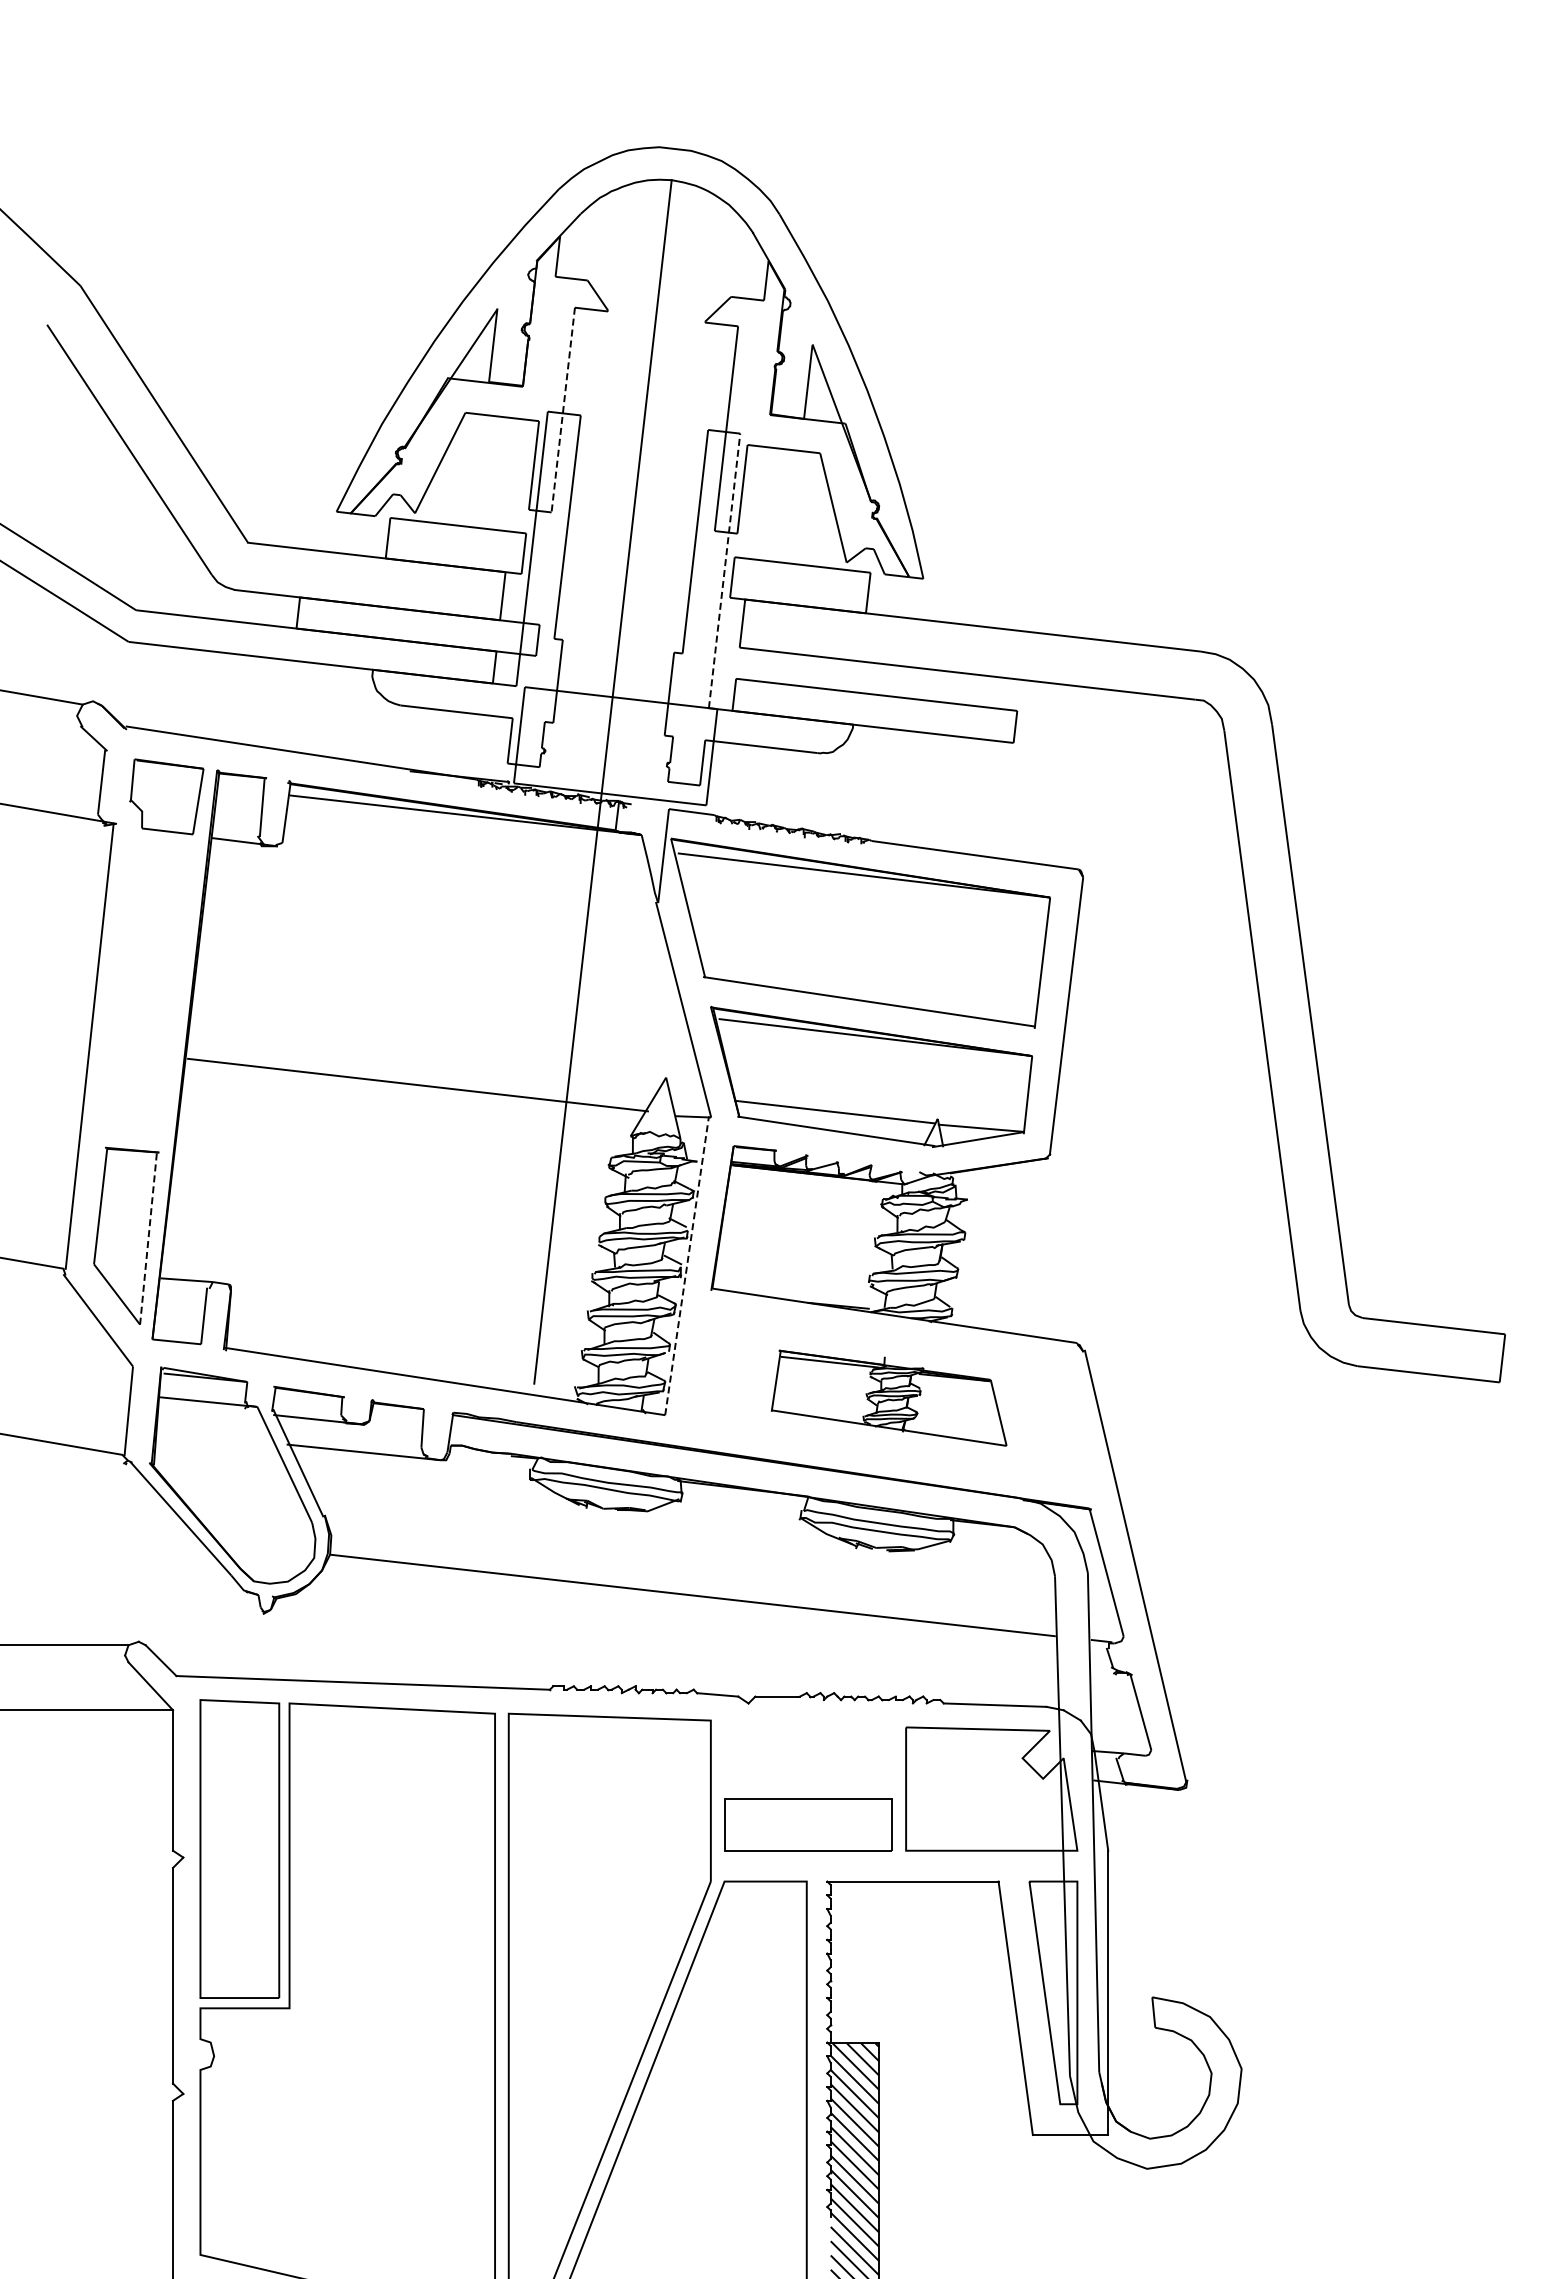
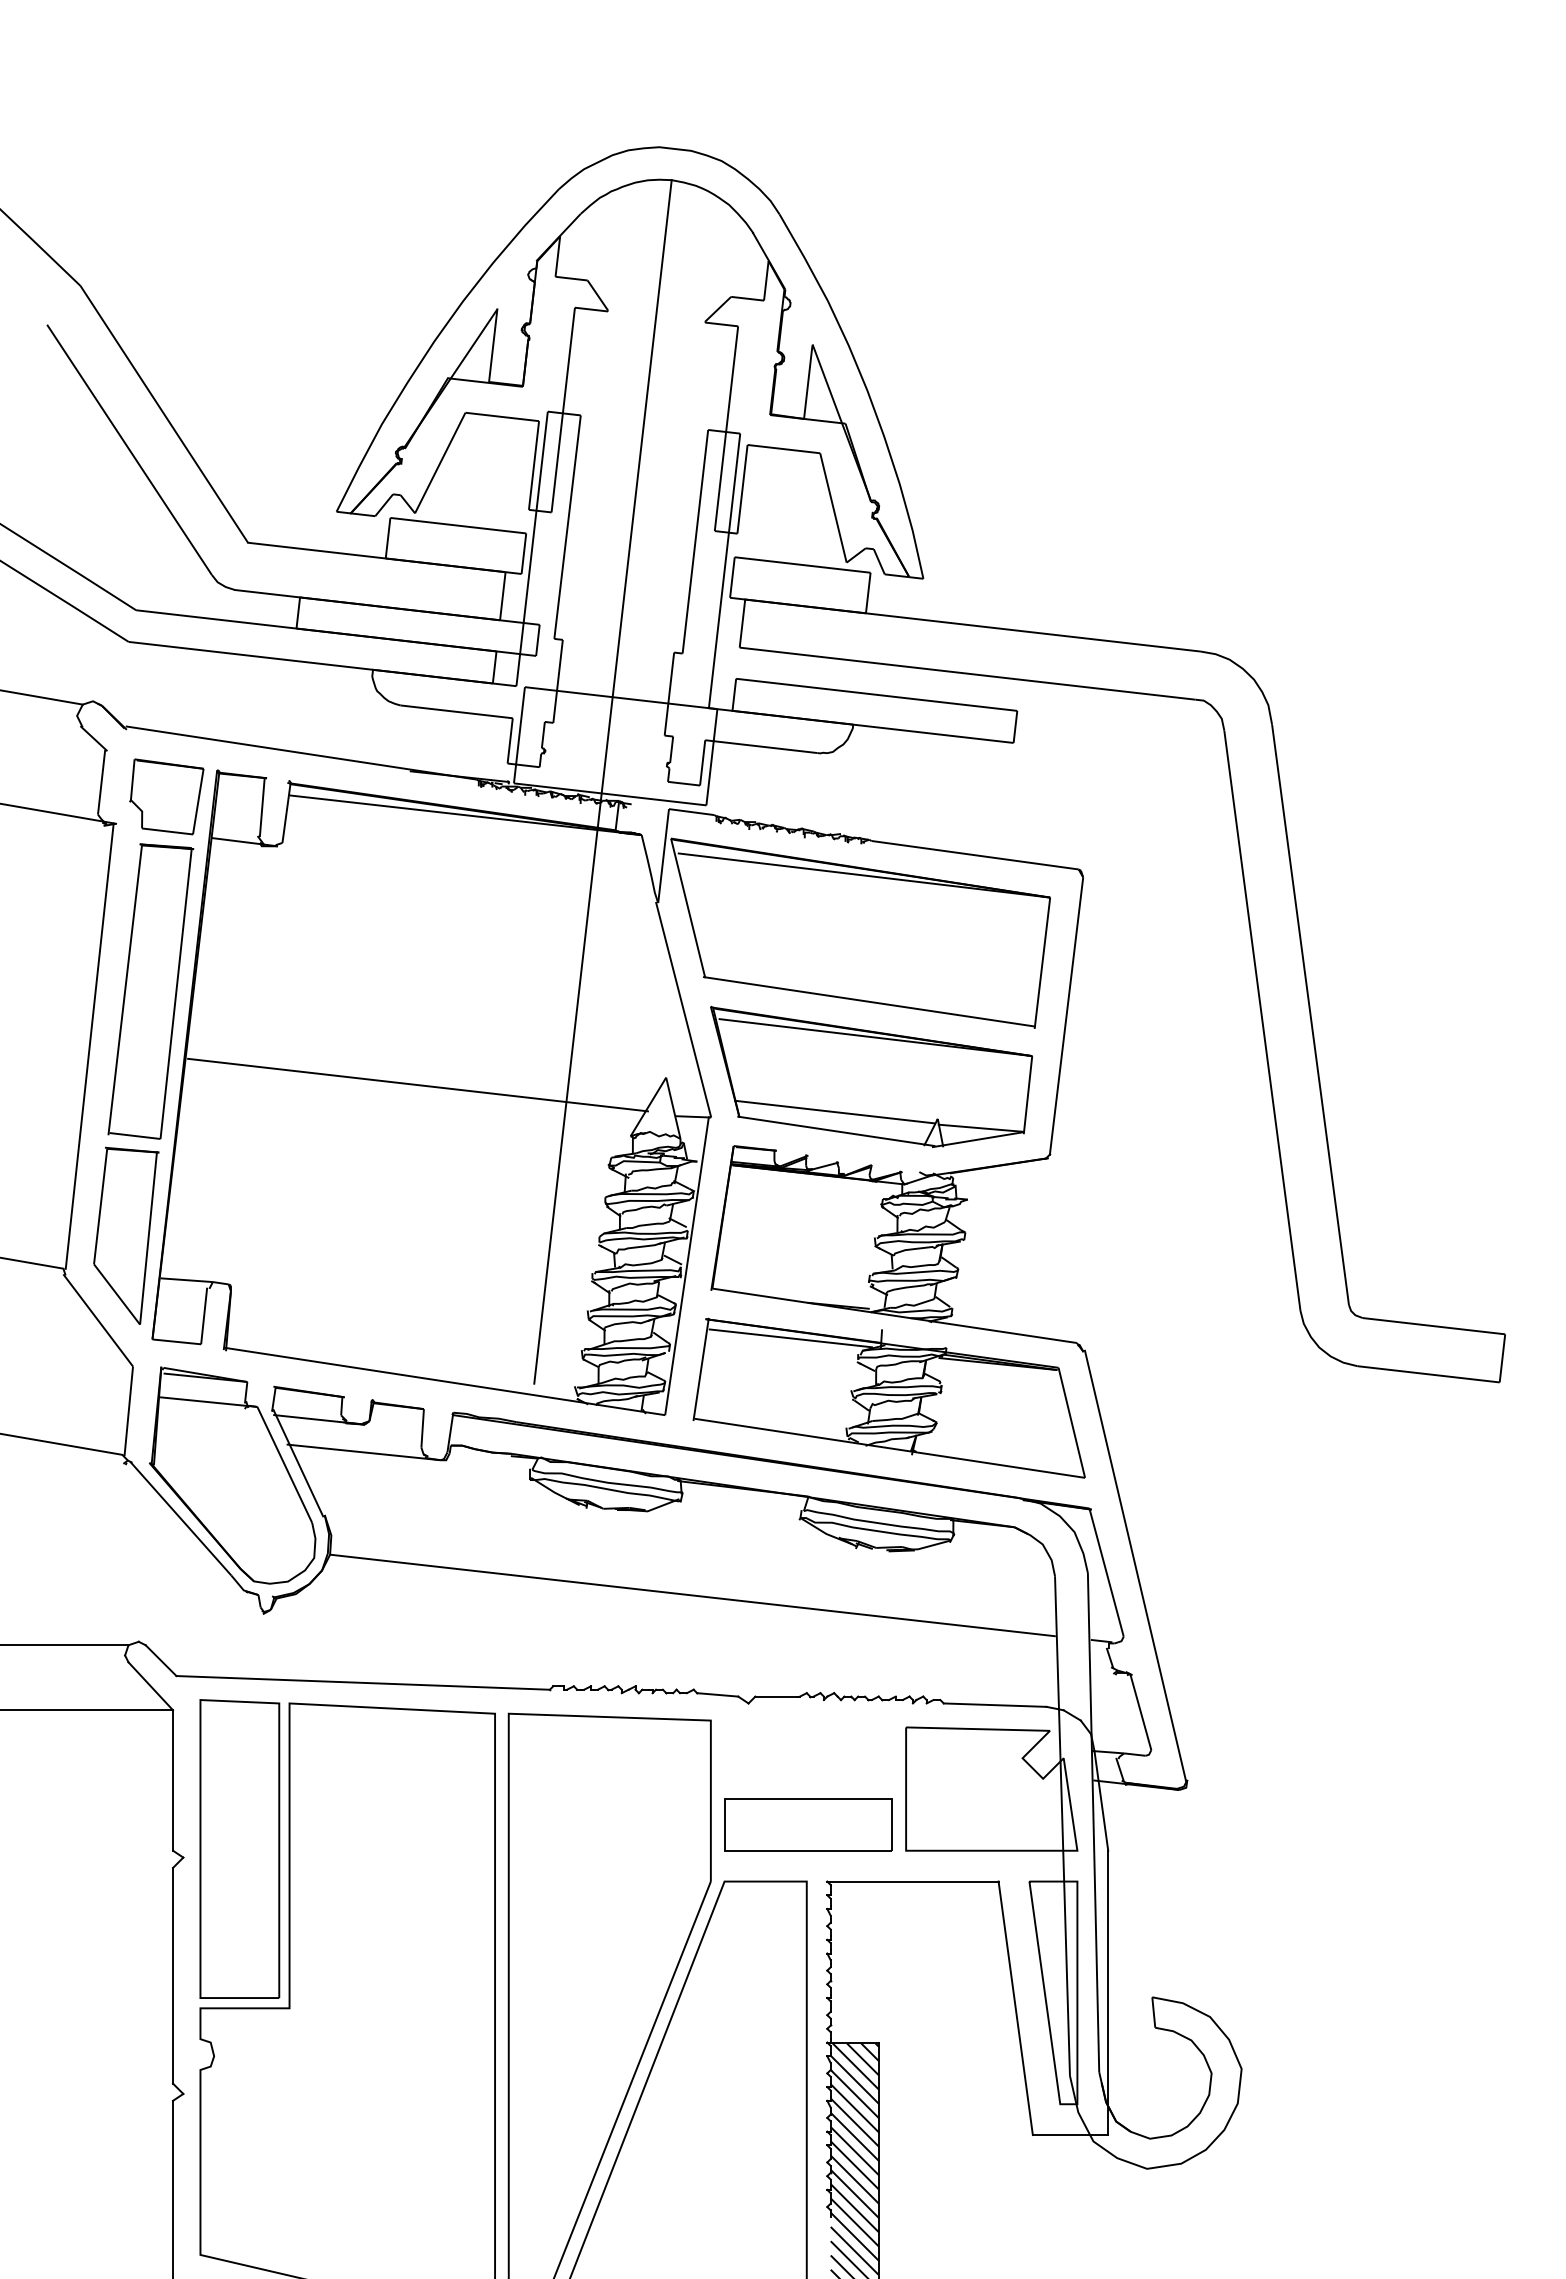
line: dashed -> solid (563, 410)
line: dashed -> solid (724, 570)
part: none -> present (150, 991)
line: dashed -> solid (148, 1237)
line: dashed -> solid (687, 1265)
part size: 238x98 px -> 394x162 px (888, 1397)
